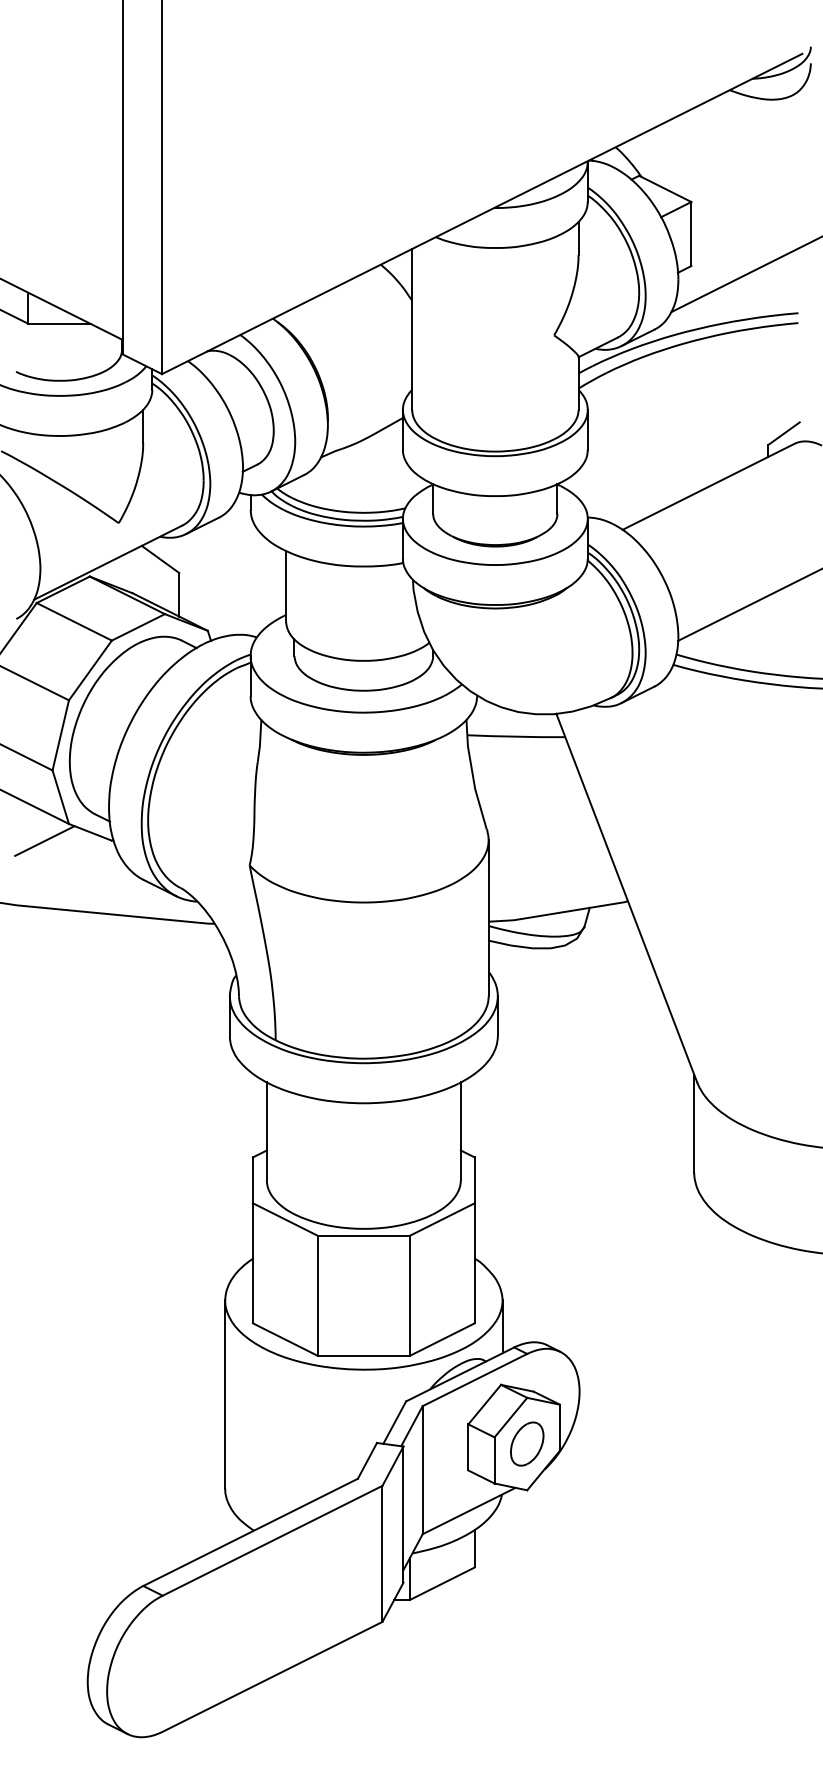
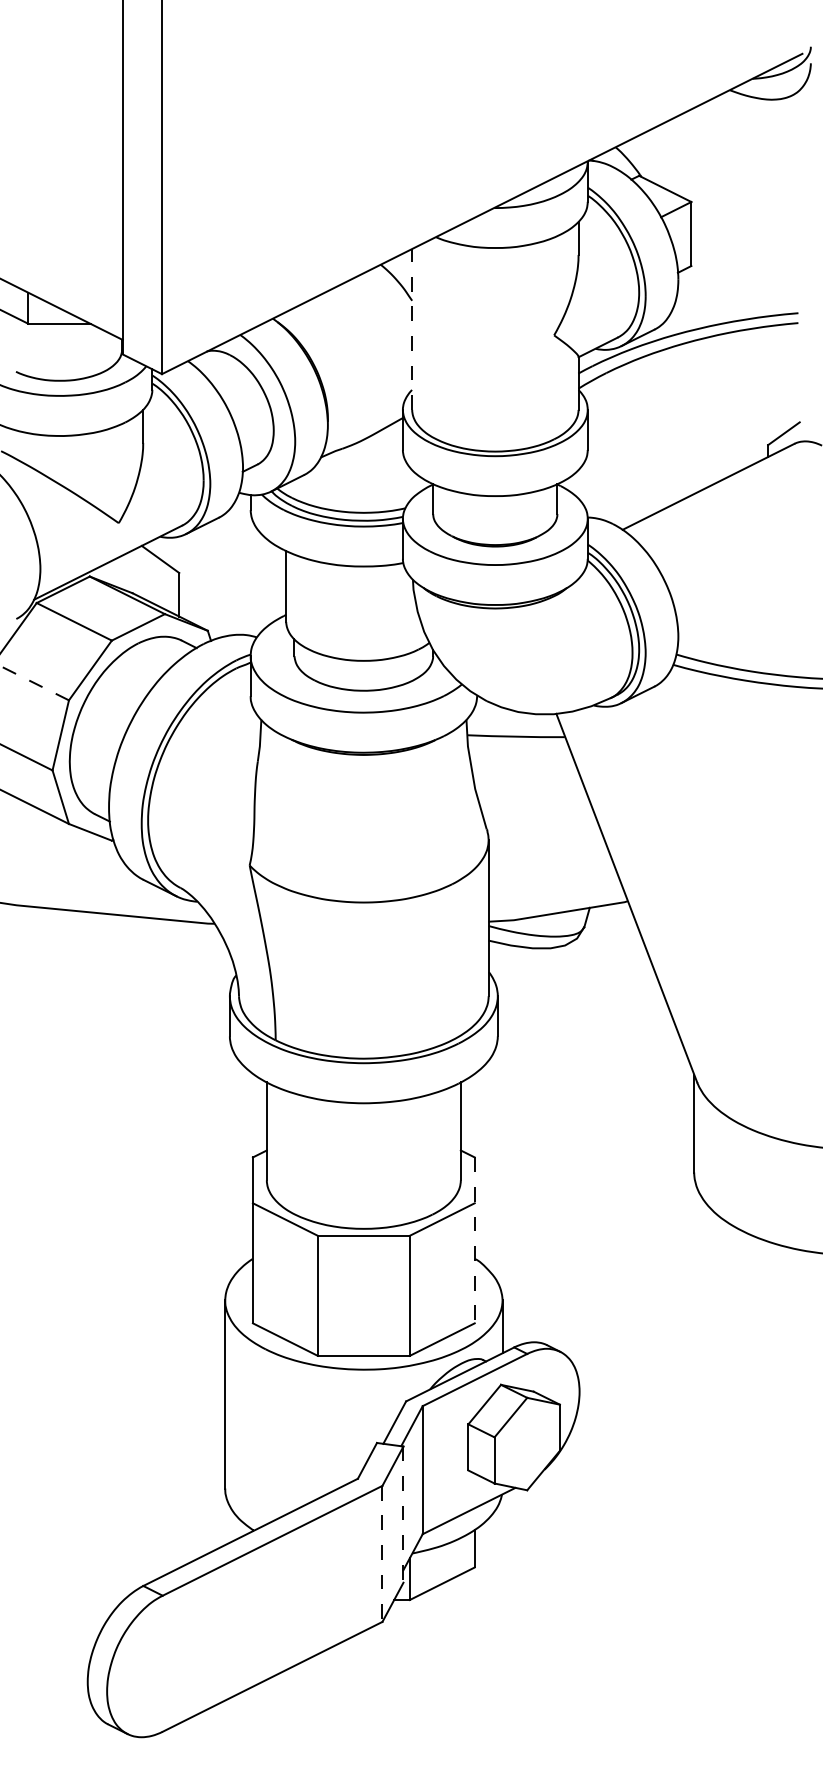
line: present -> none (745, 274)
line: solid -> dashed (412, 328)
line: present -> none (748, 605)
line: solid -> dashed (34, 683)
line: present -> none (44, 840)
line: solid -> dashed (474, 1240)
part: present -> none (527, 1443)
line: solid -> dashed (403, 1515)
line: solid -> dashed (382, 1554)
